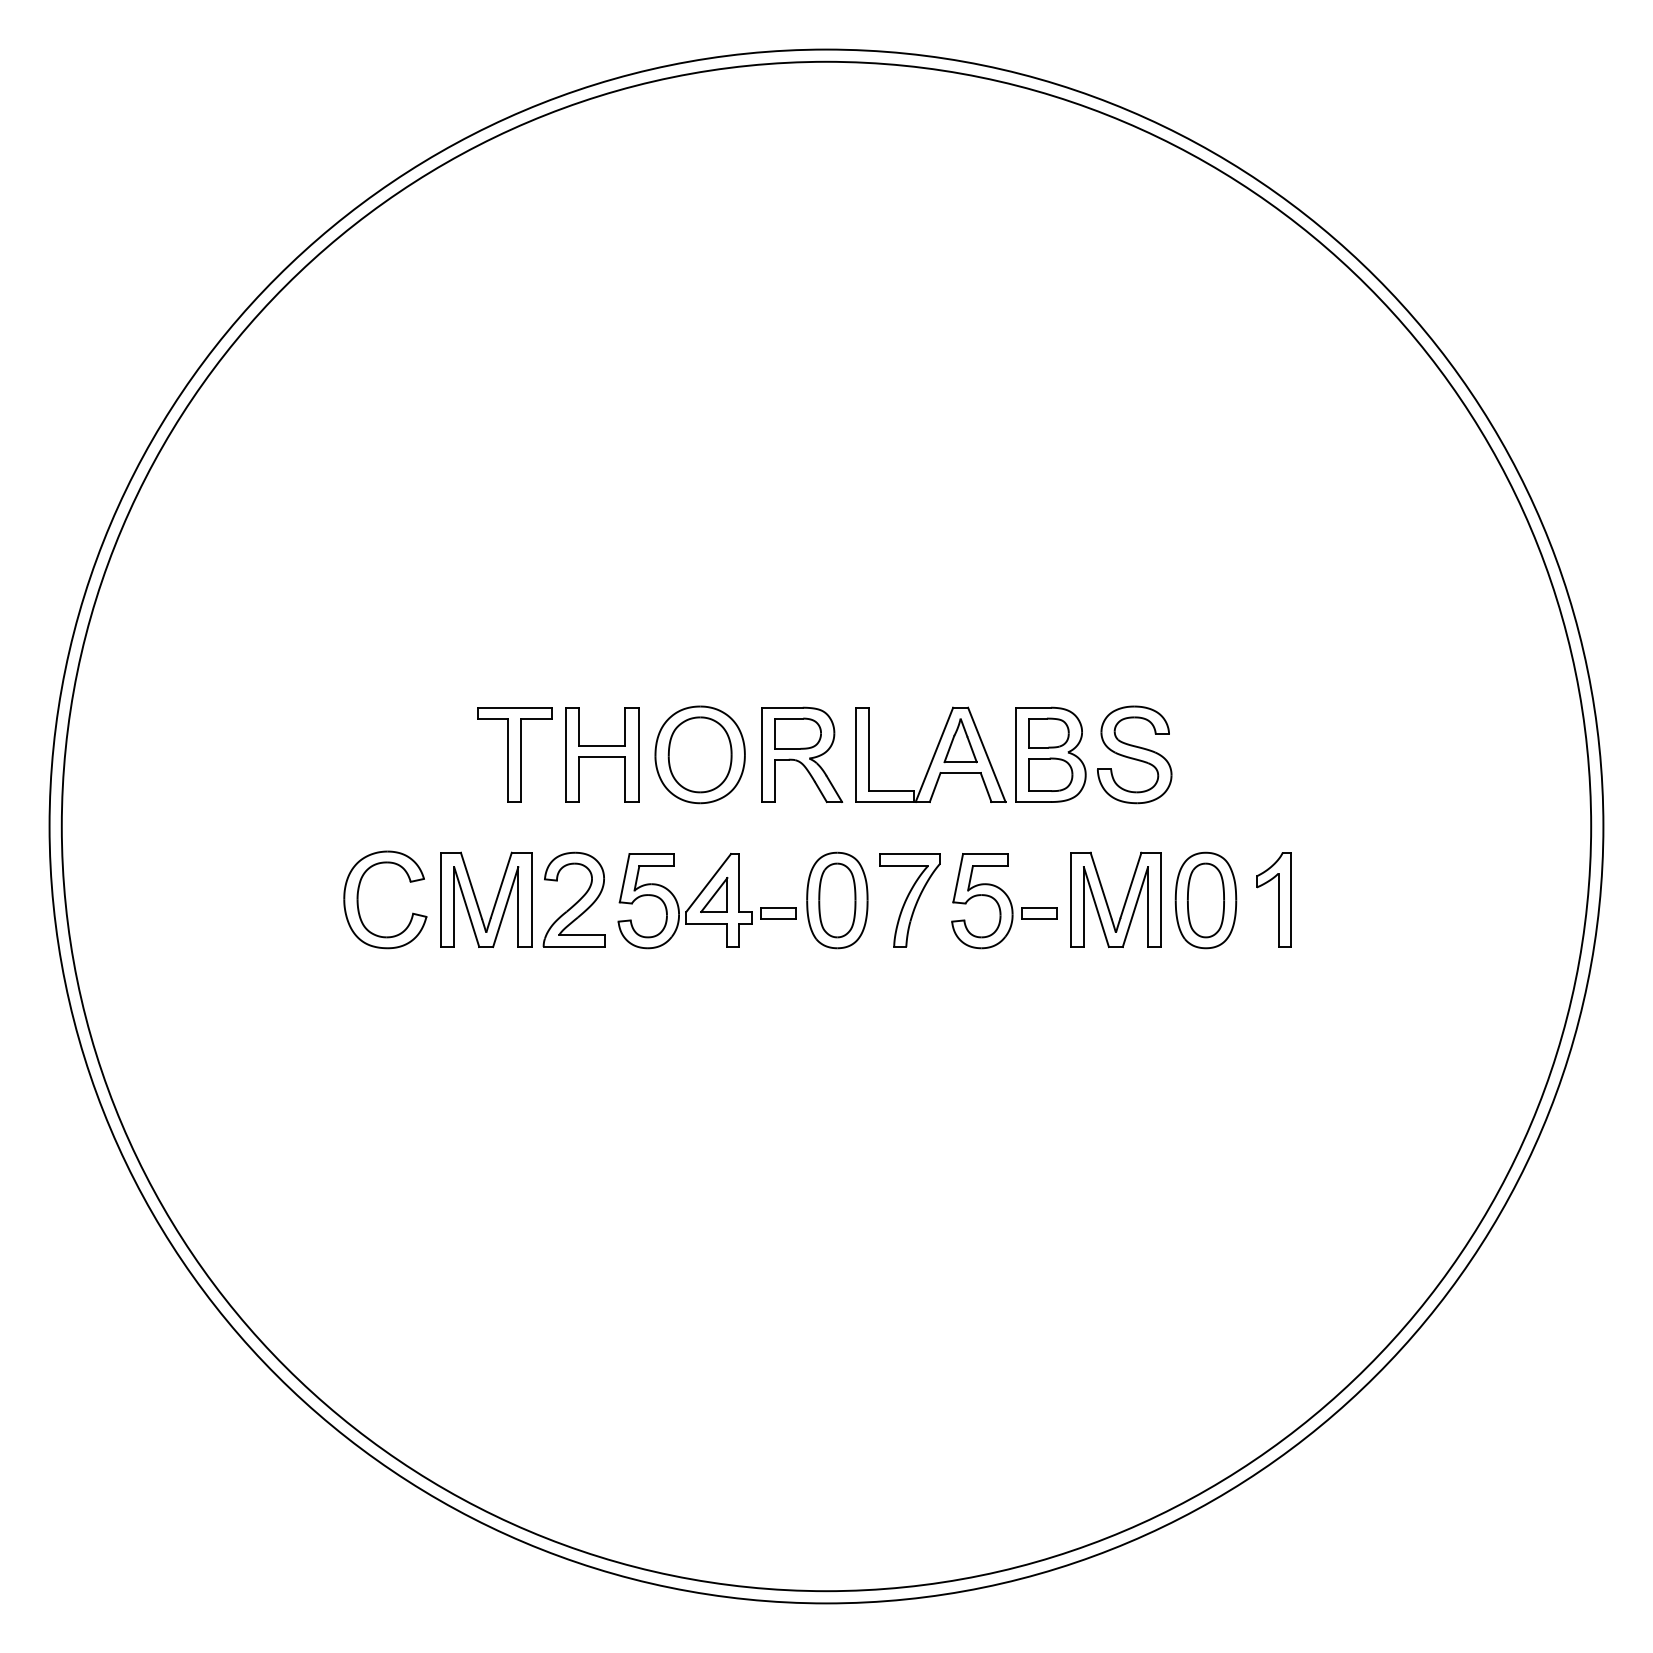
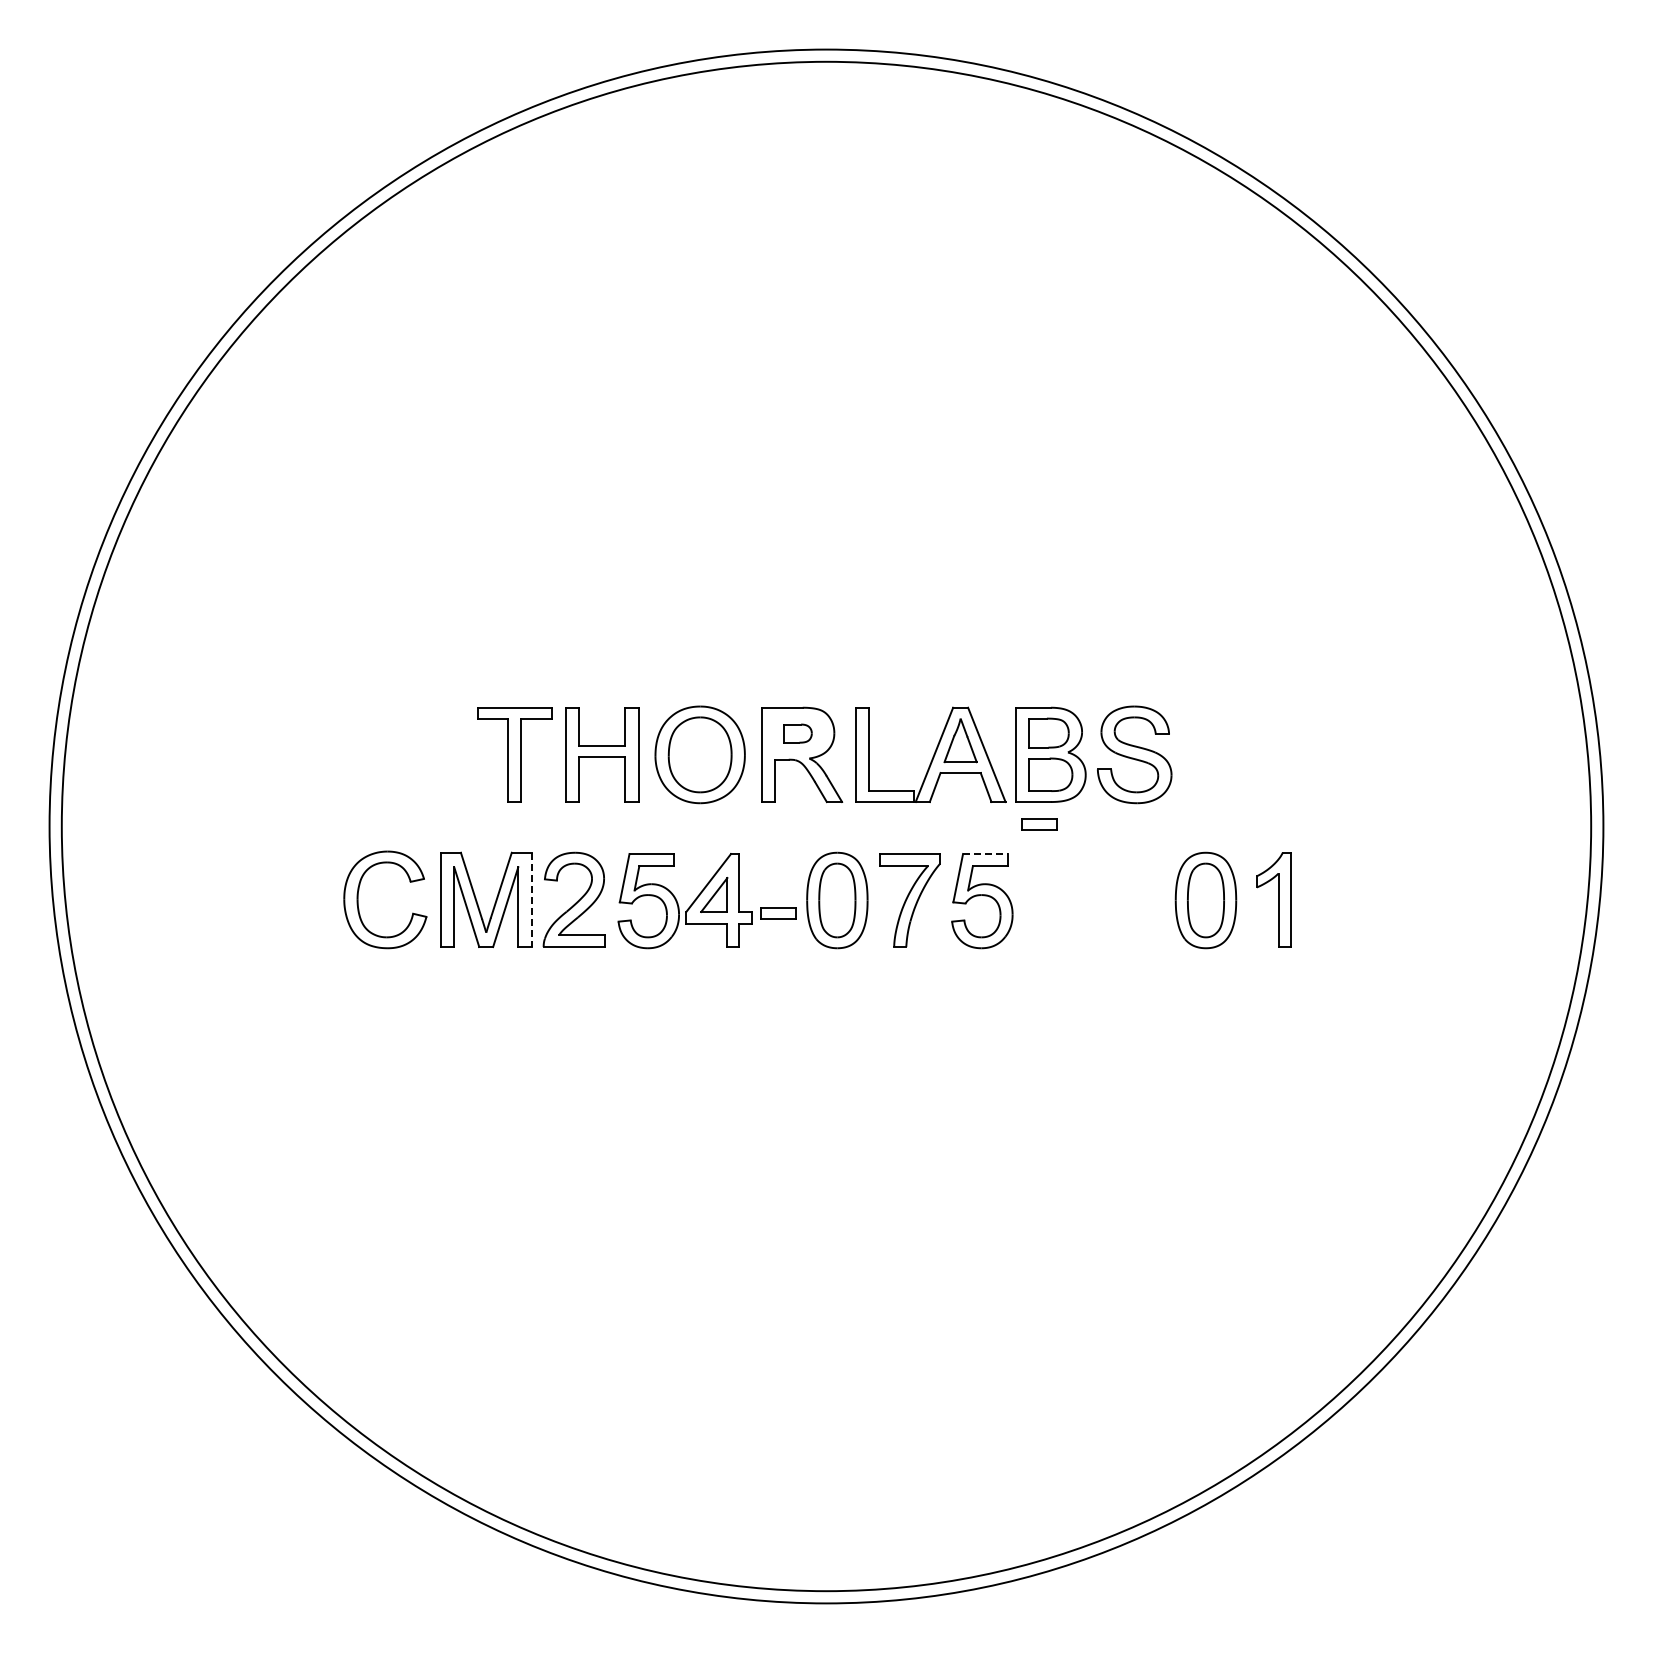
part size: 48x33 px -> 30x21 px (797, 733)
line: solid -> dashed (985, 854)
line: solid -> dashed (531, 900)
part: present -> none (1107, 901)
part position: (1039, 913) -> (1039, 824) (1039, 824)
